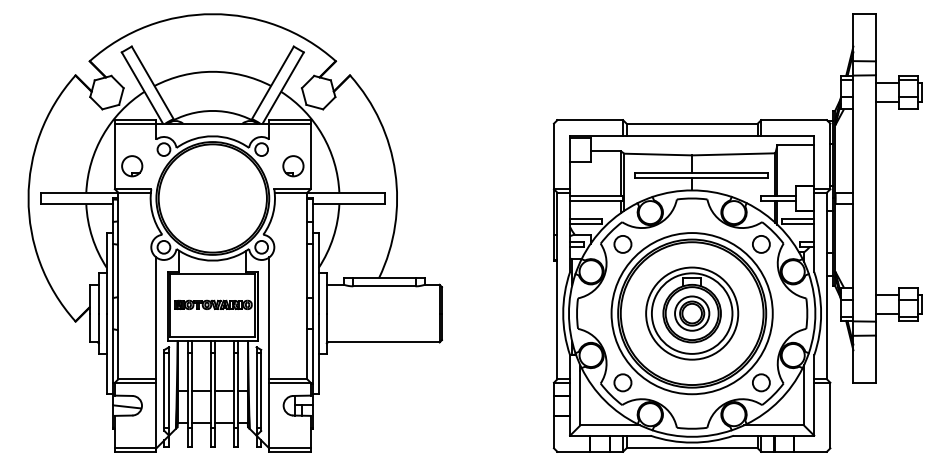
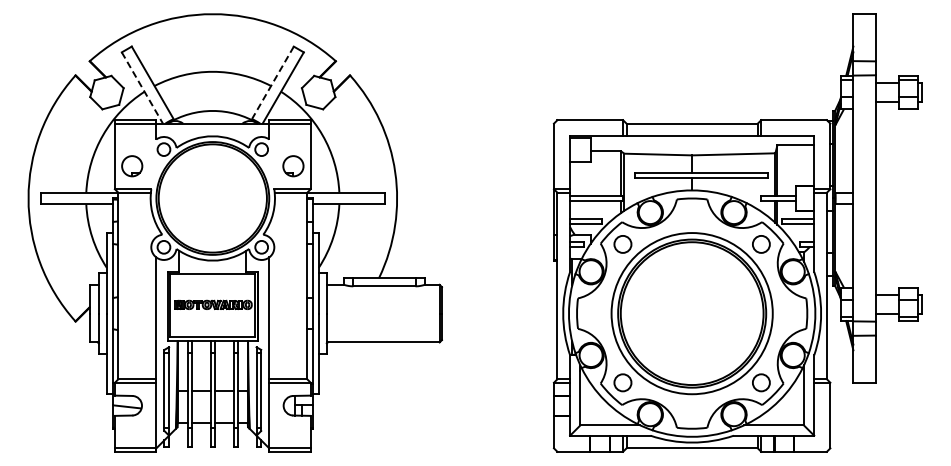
line: solid -> dashed (272, 82)
line: solid -> dashed (142, 88)
part: present -> none (692, 313)
